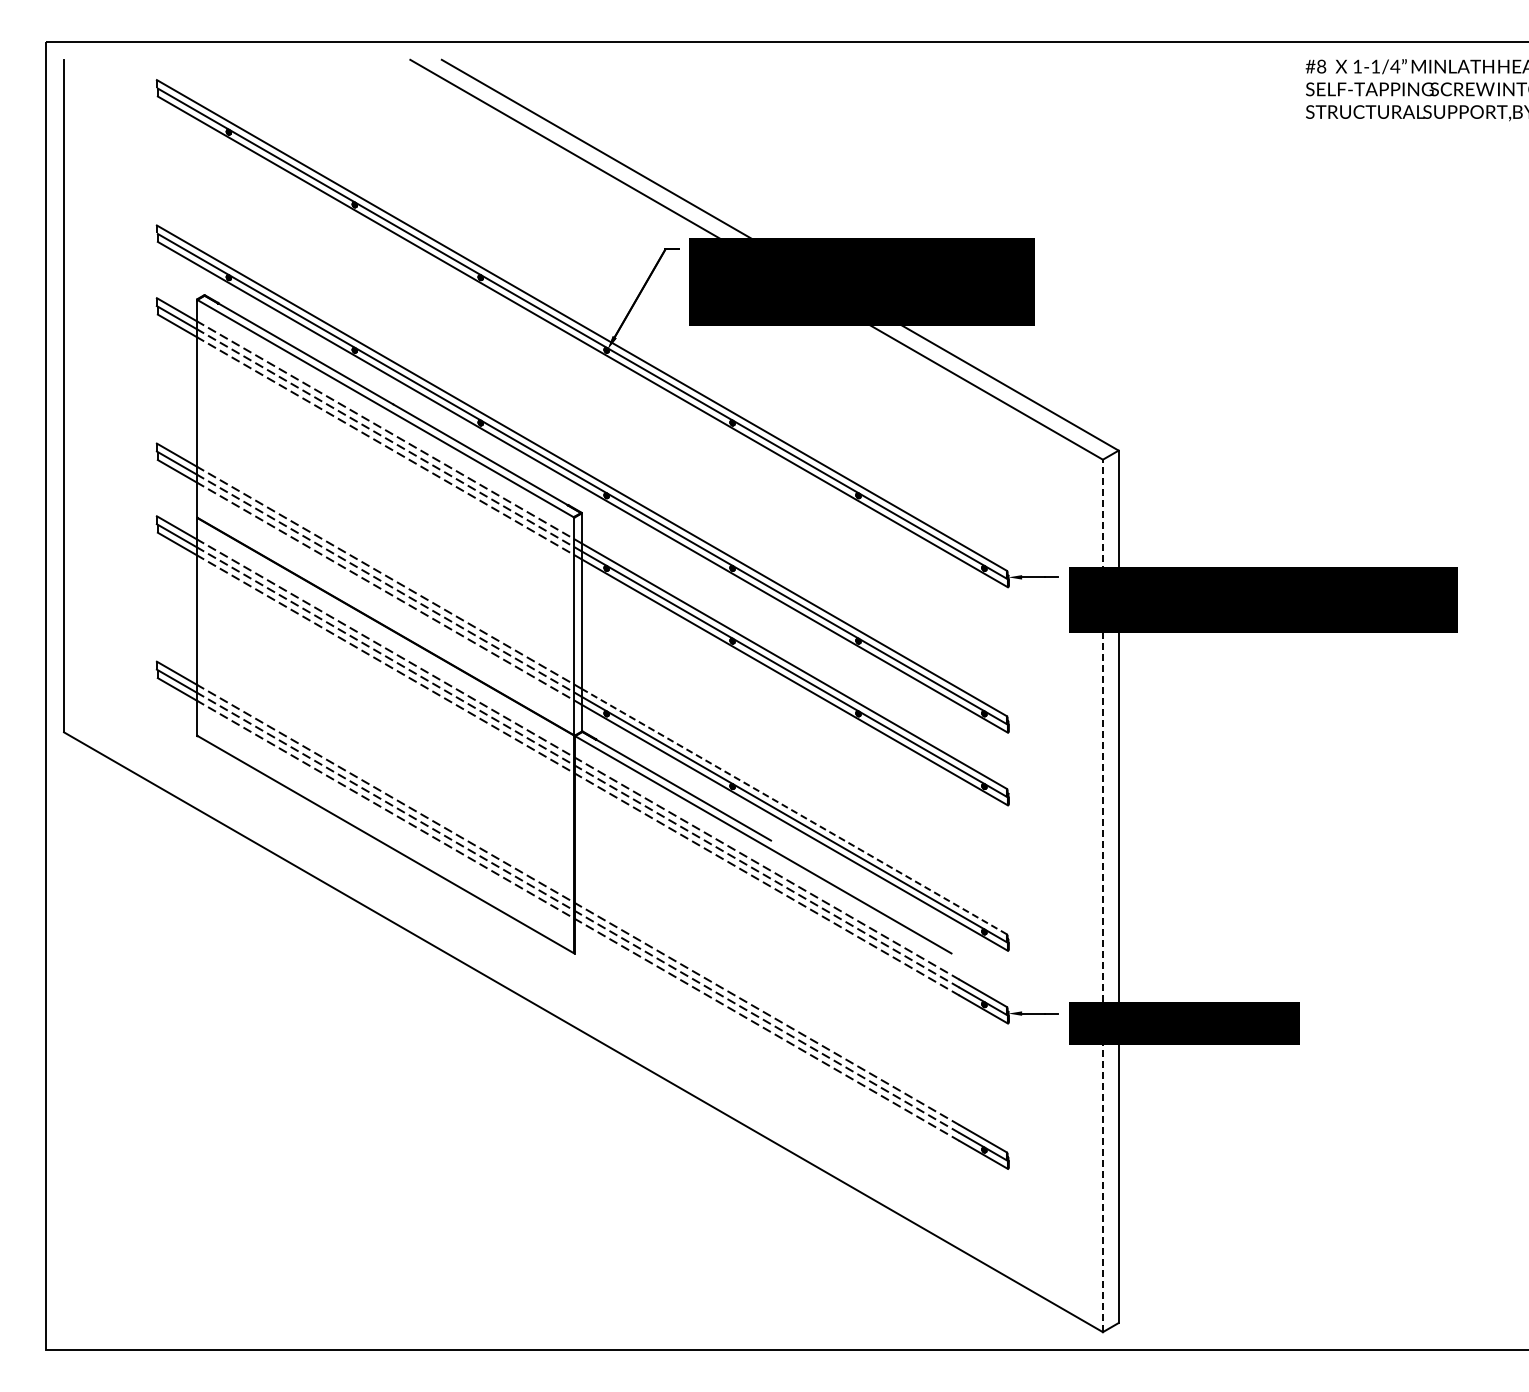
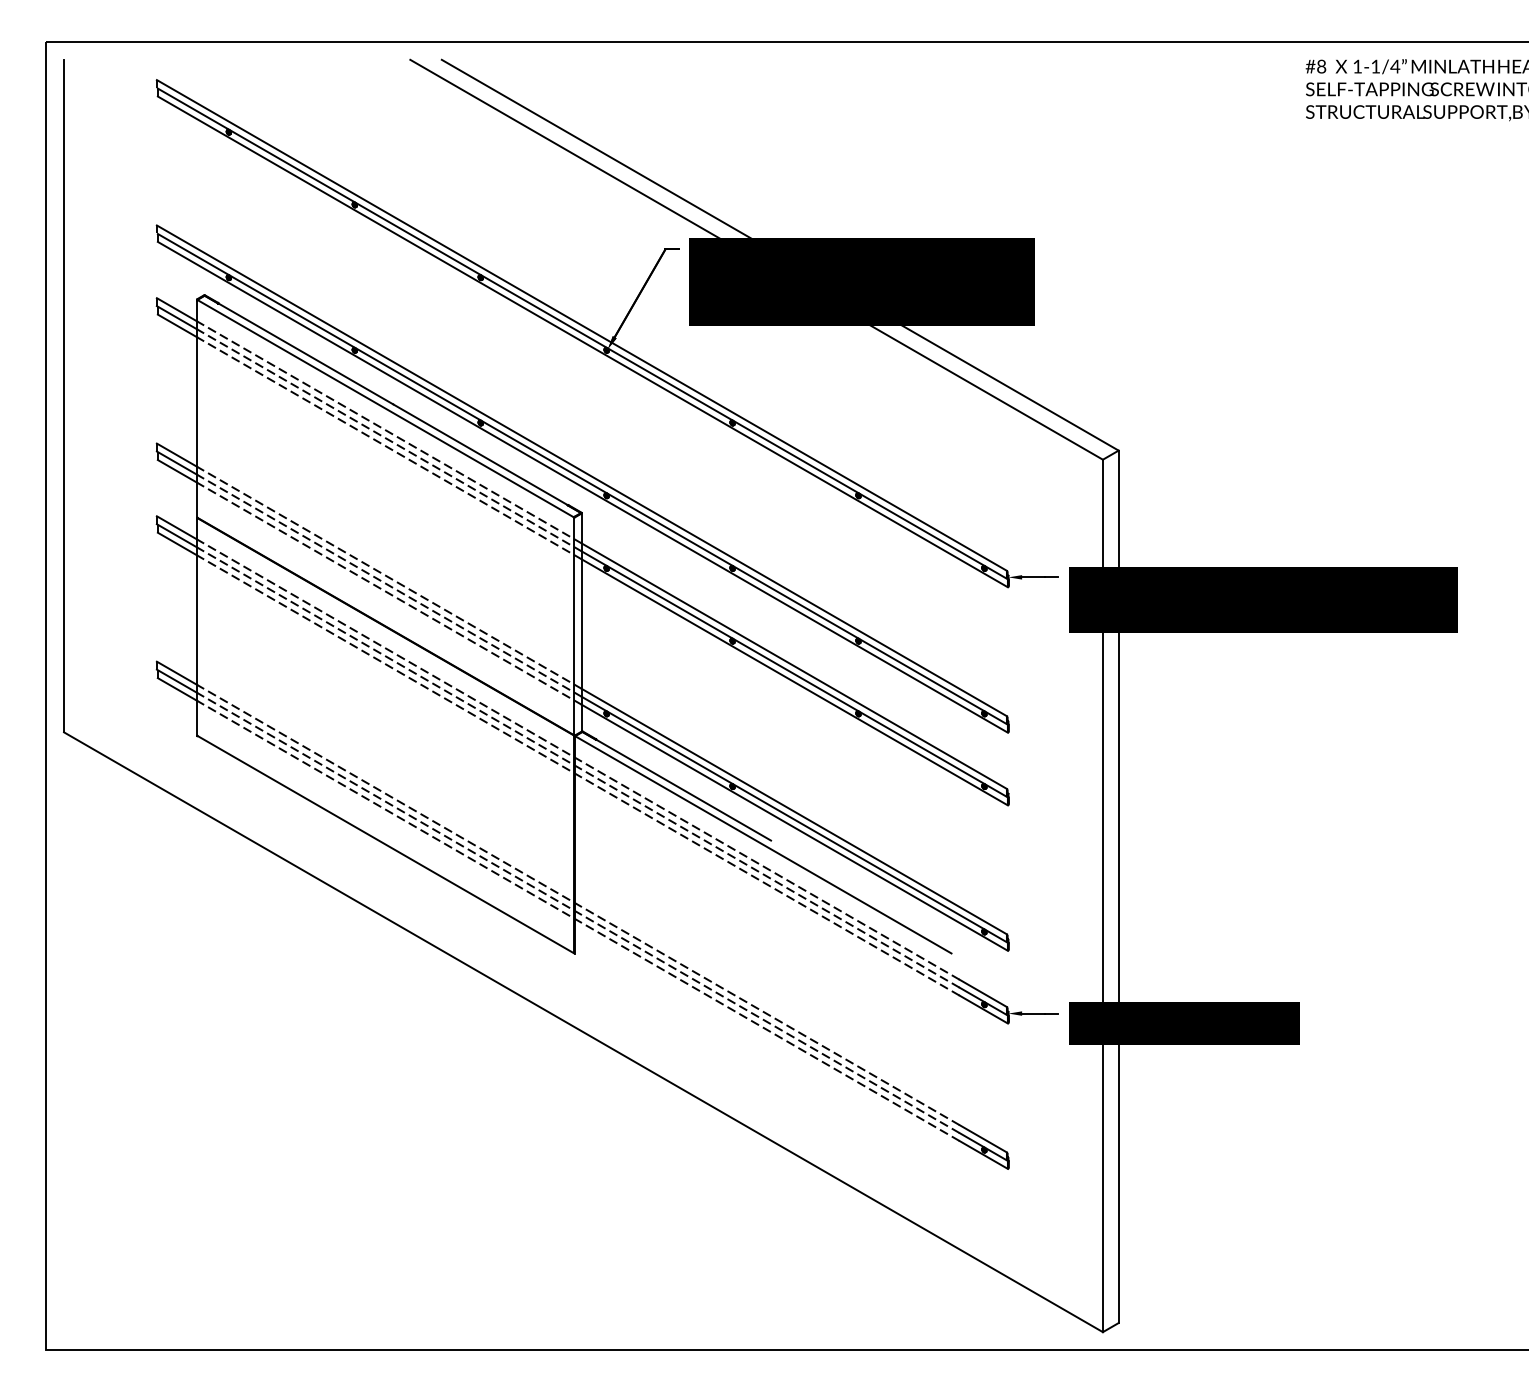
line: dashed -> solid (793, 811)
line: dashed -> solid (1102, 895)
